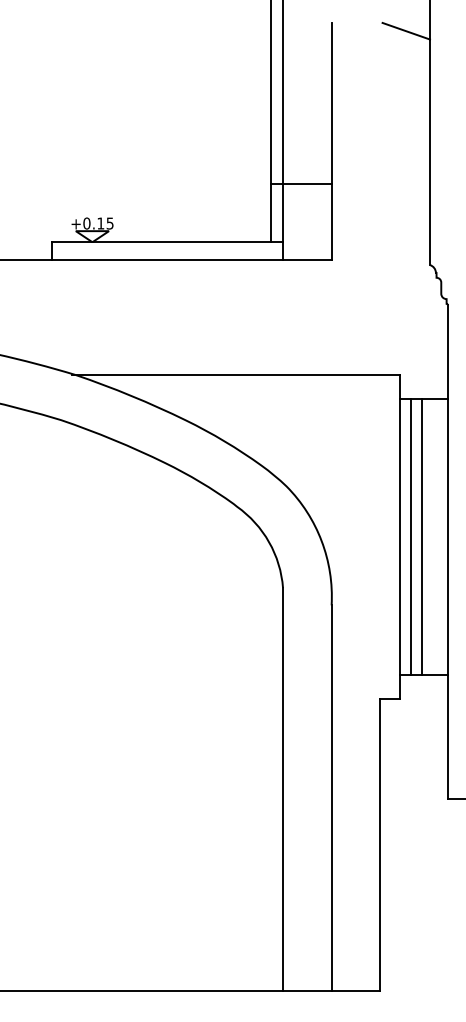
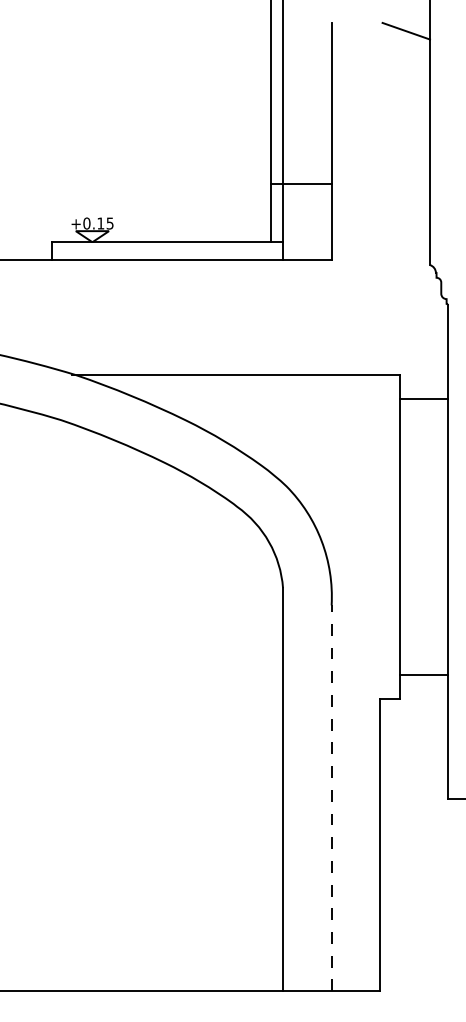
line: present -> none (410, 536)
line: present -> none (422, 536)
line: solid -> dashed (331, 798)
